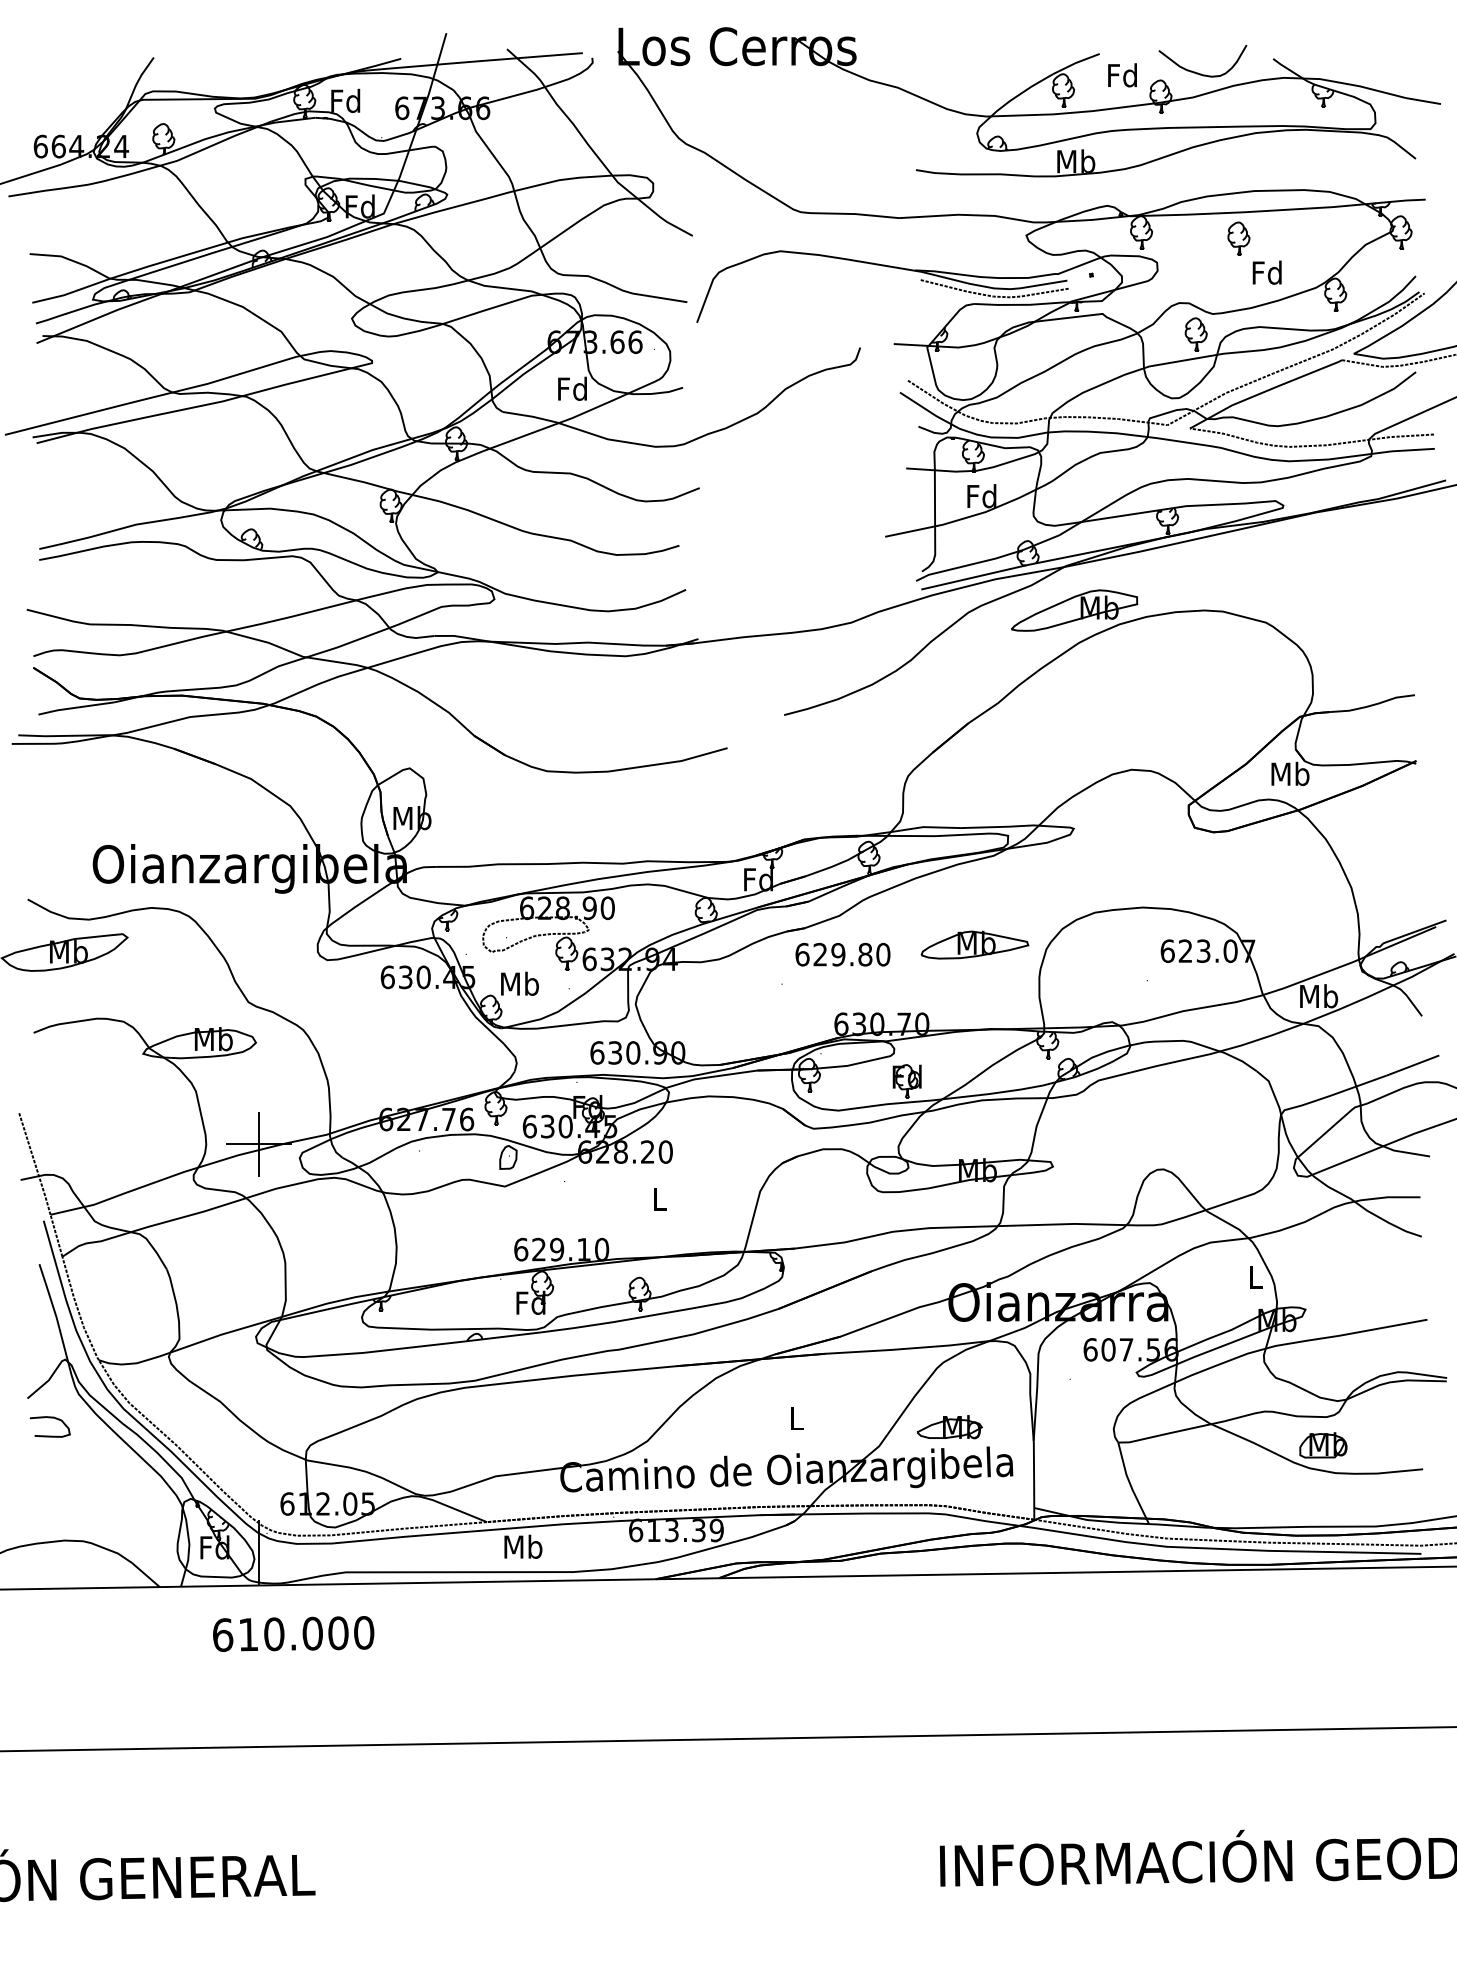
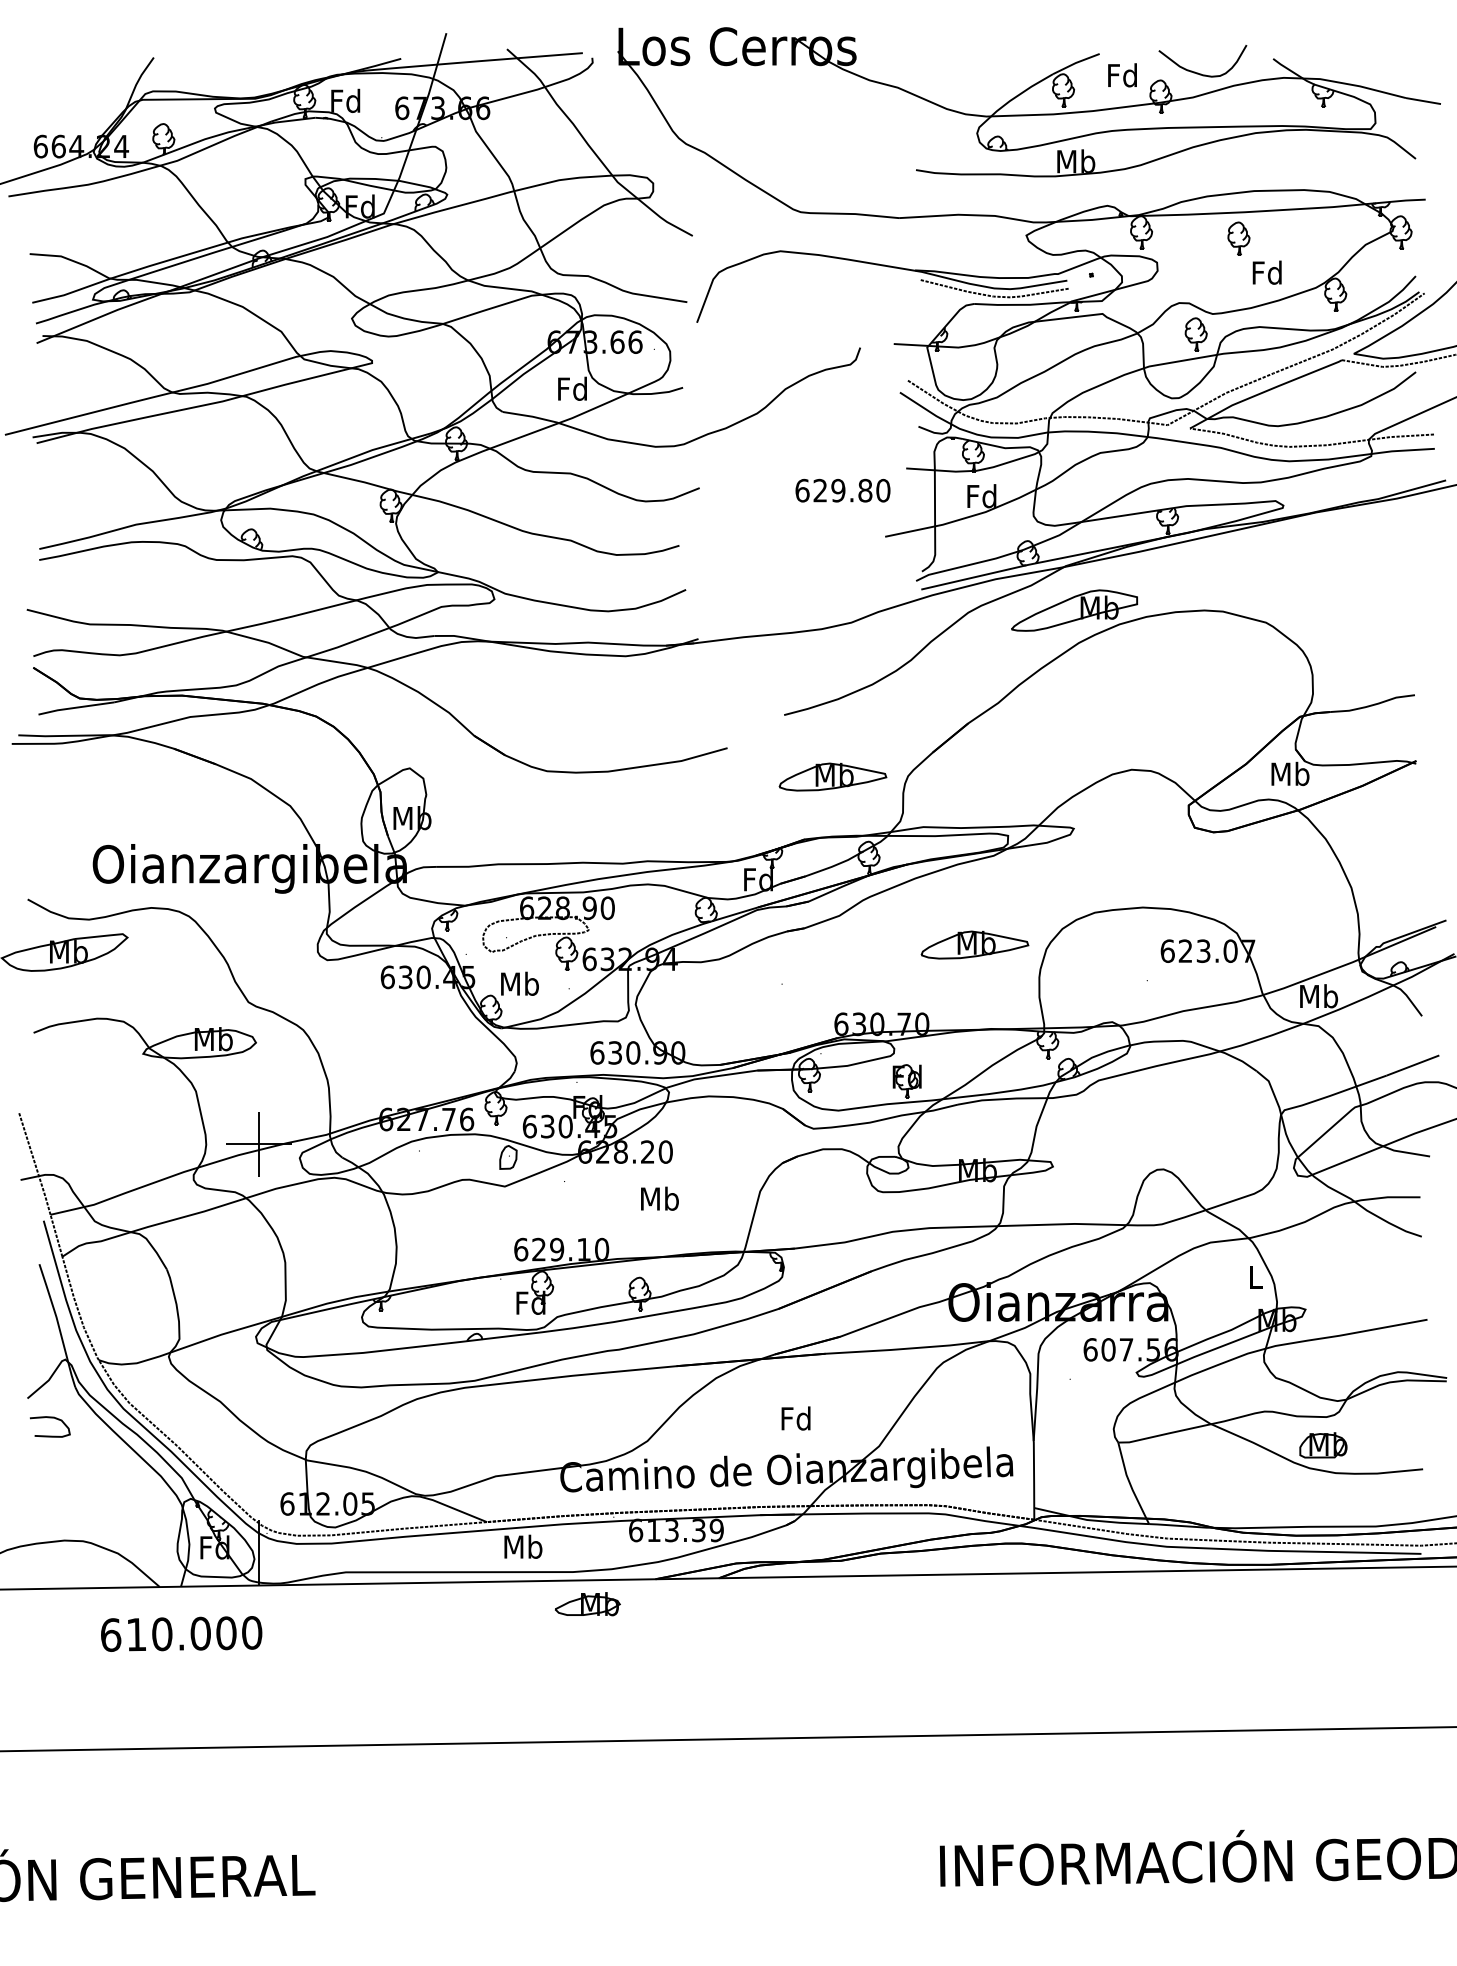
part: none -> present (832, 776)
text position: (842, 954) -> (842, 490) (842, 490)
text: L -> Mb (659, 1198)
text: L -> Fd (795, 1418)
part position: (949, 1427) -> (587, 1604) (587, 1604)
text position: (293, 1633) -> (181, 1633) (181, 1633)
